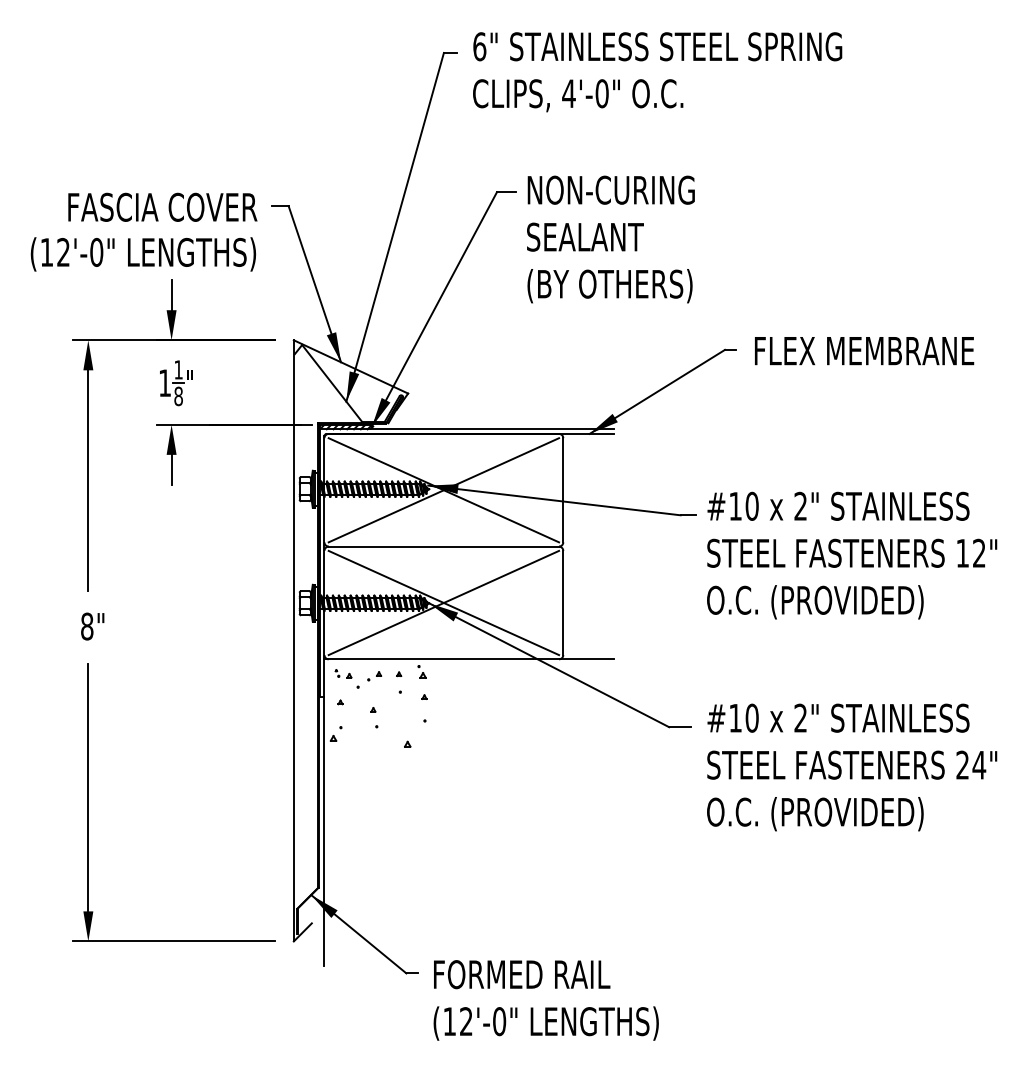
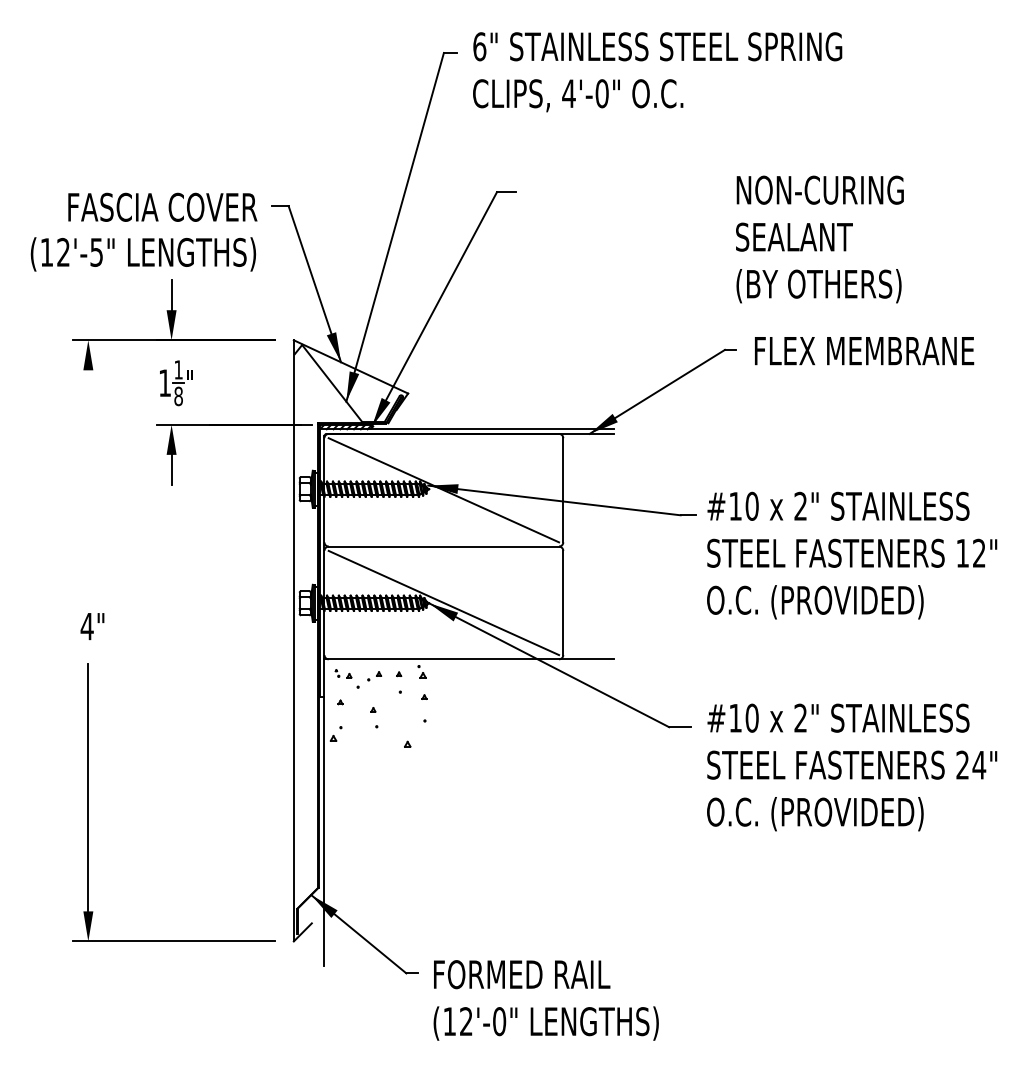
text position: (610, 239) -> (819, 239) (819, 239)
text: (12'-0" -> (12'-5" (96, 251)
line: present -> none (88, 480)
line: present -> none (443, 490)
line: present -> none (443, 602)
text: 8" -> 4" (86, 626)
